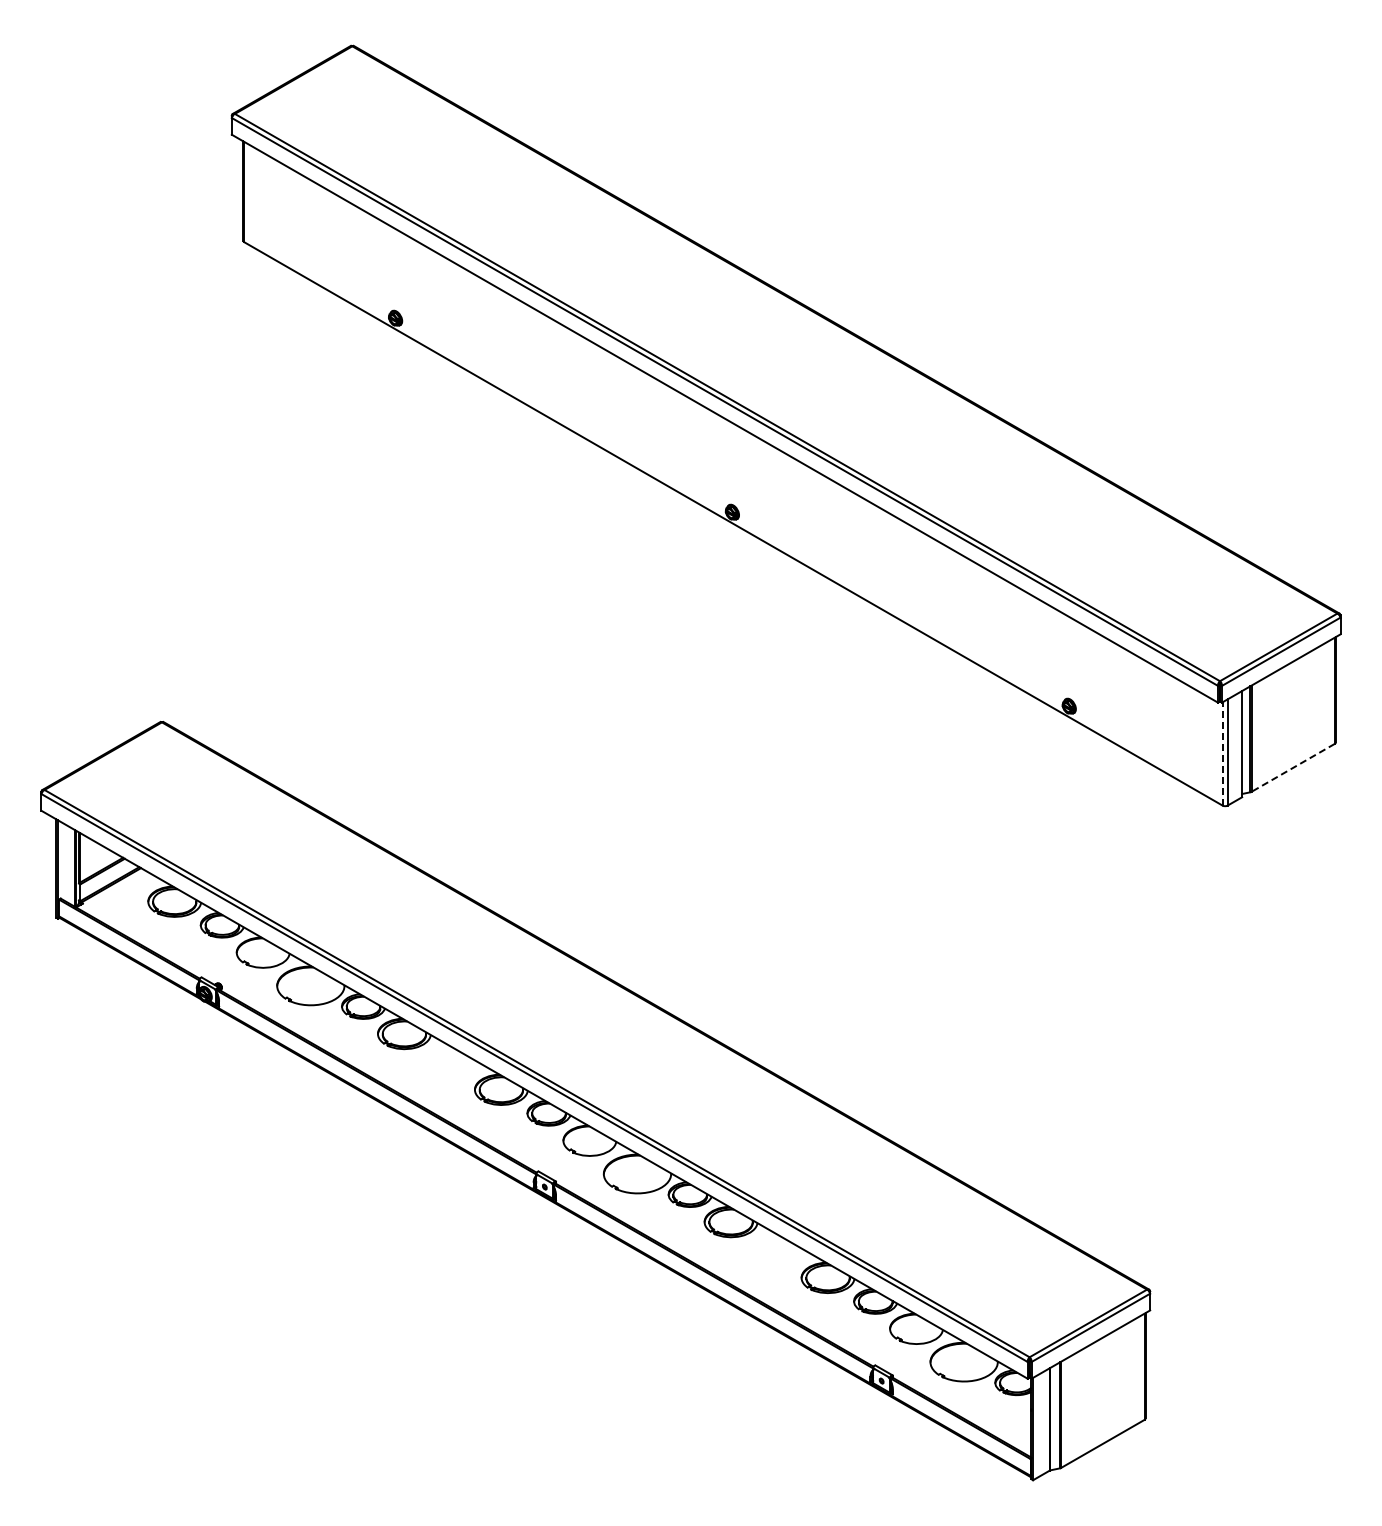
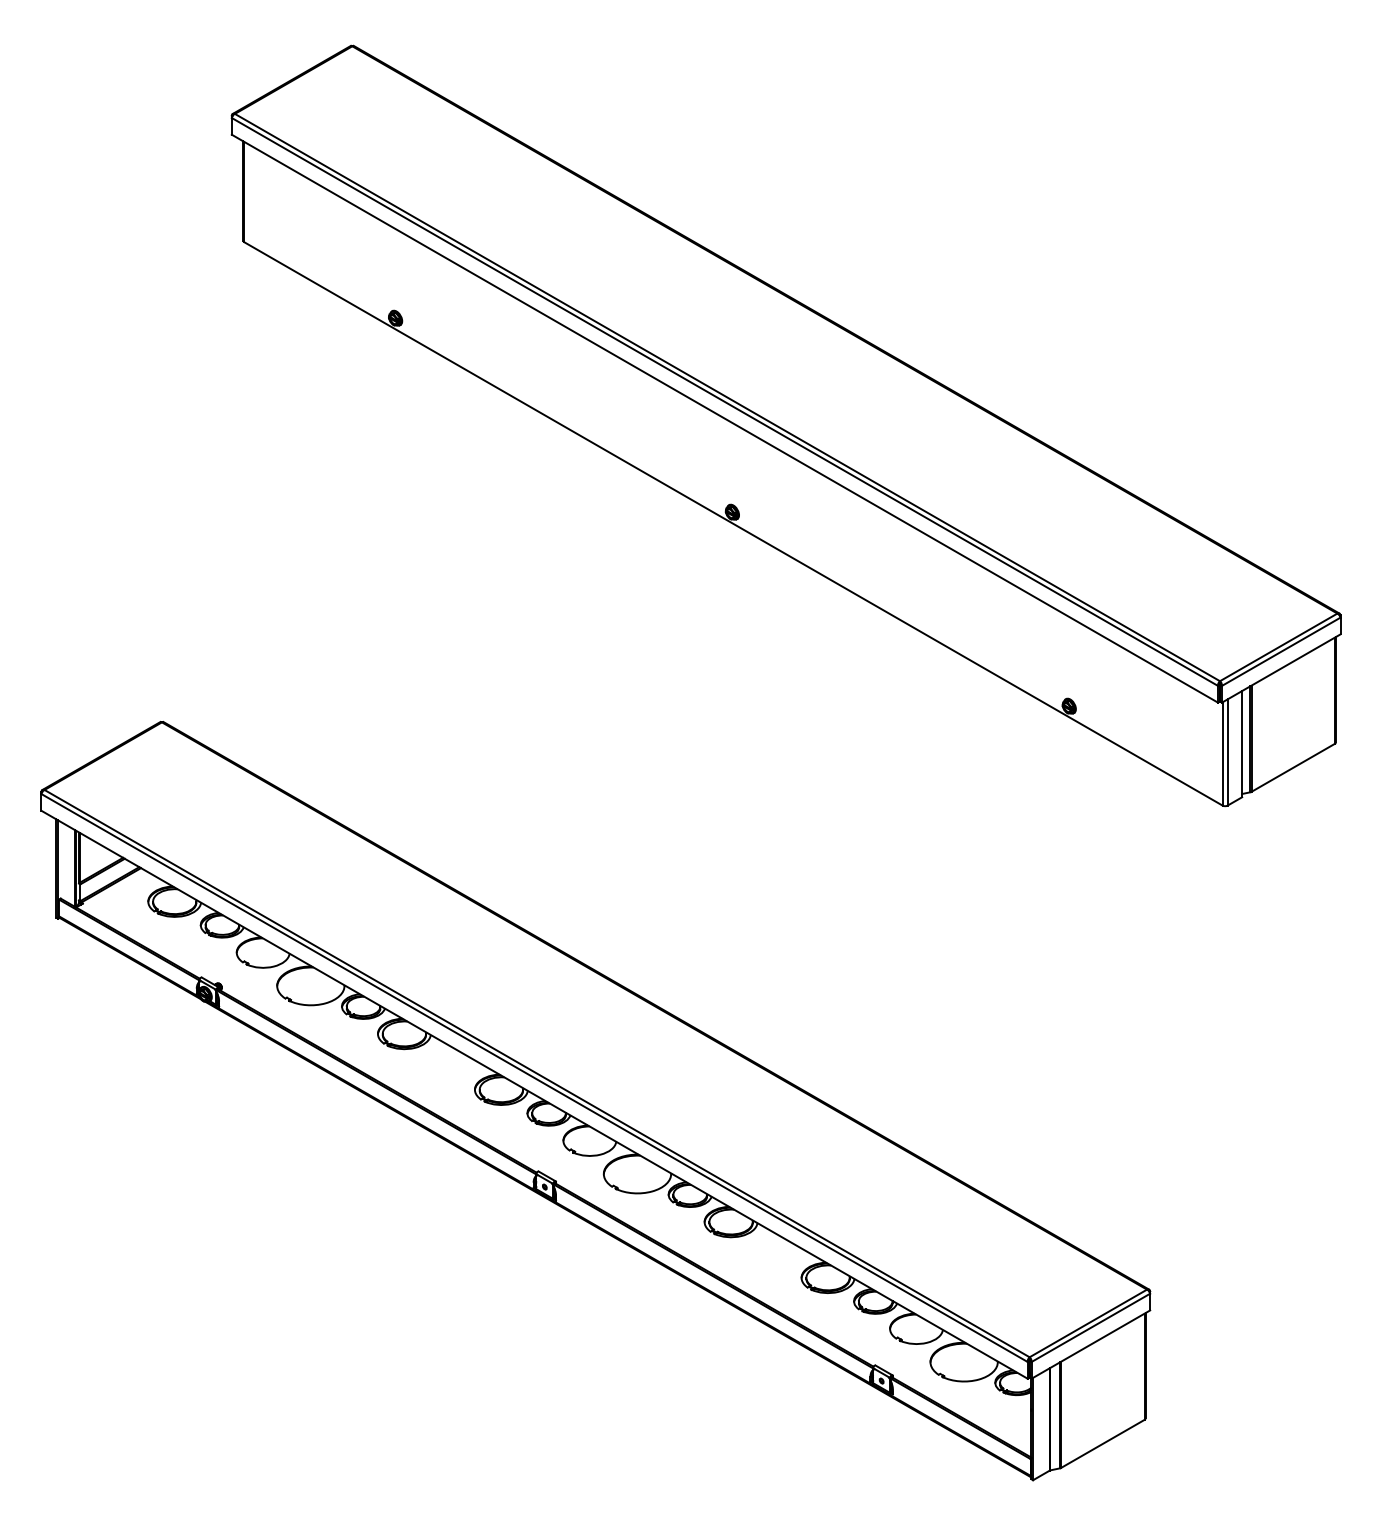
line: dashed -> solid (1222, 753)
line: dashed -> solid (1292, 768)
